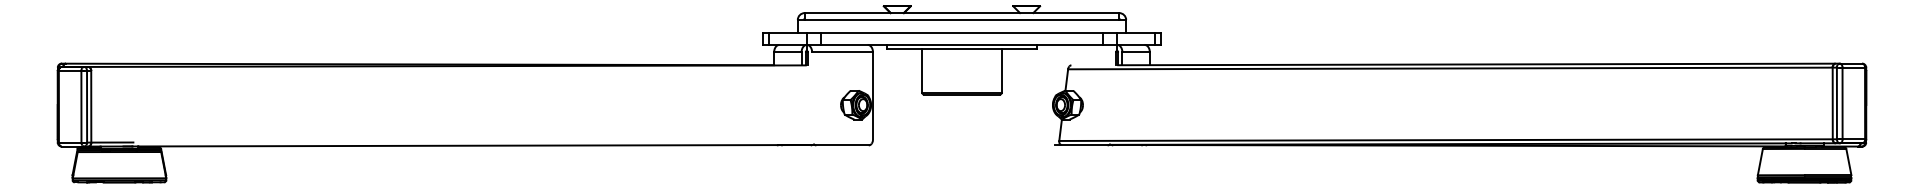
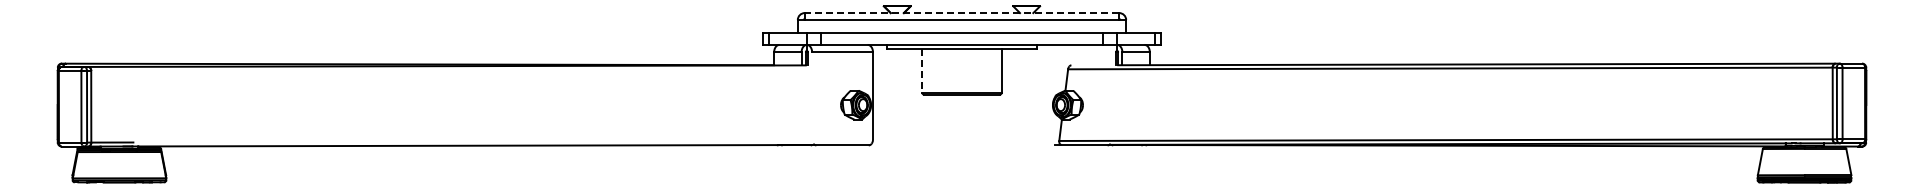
line: solid -> dashed (961, 13)
line: solid -> dashed (922, 70)
